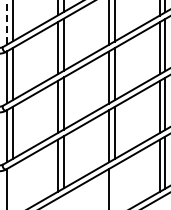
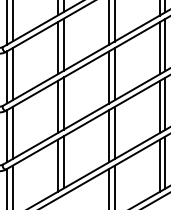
line: dashed -> solid (7, 23)
line: none -> present (12, 185)
line: none -> present (114, 185)
